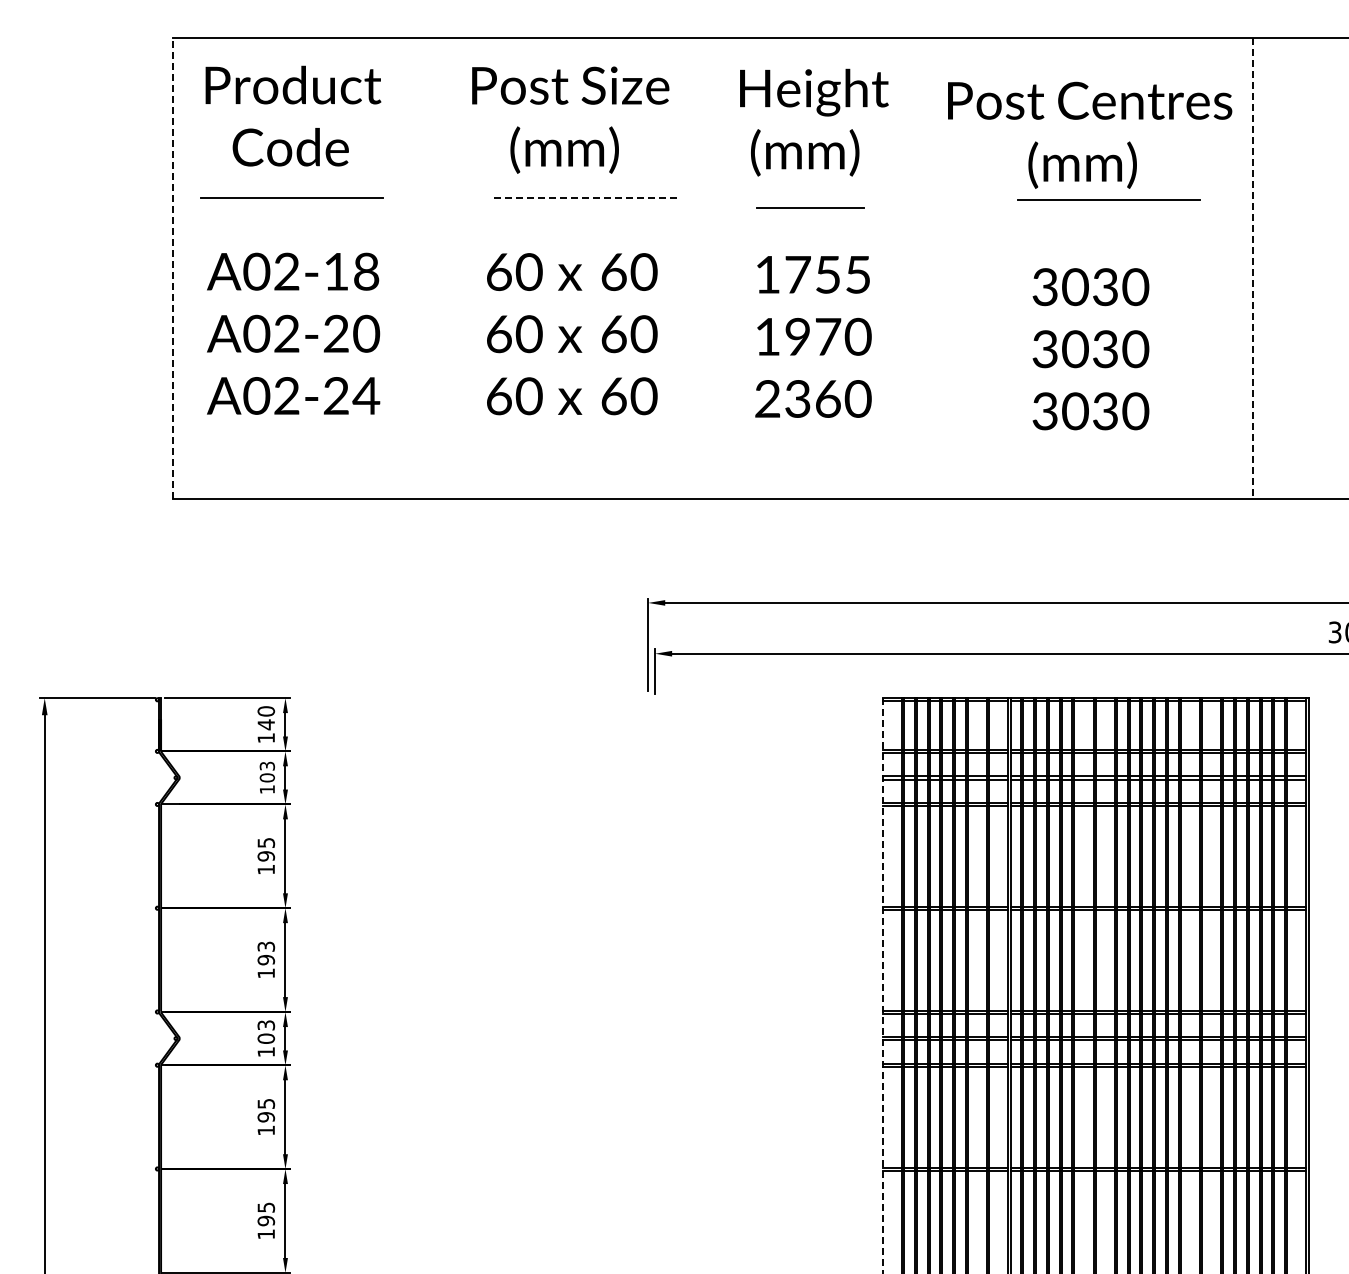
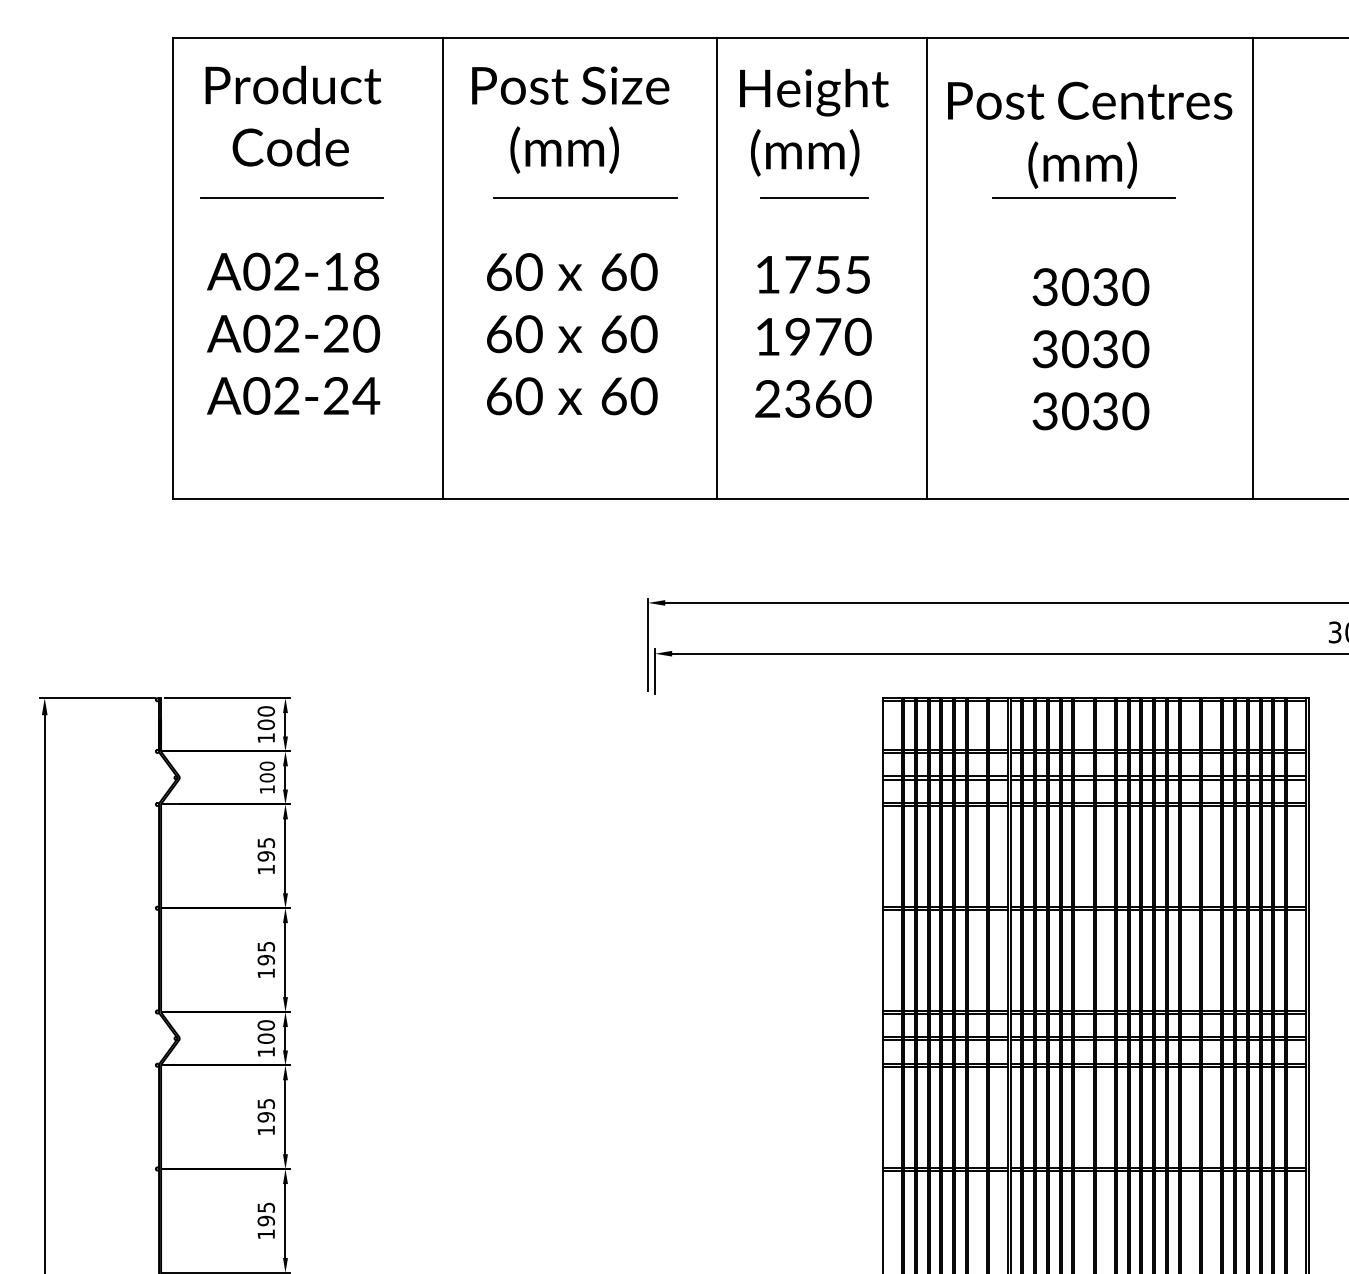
line: dashed -> solid (586, 198)
line position: (1108, 199) -> (1083, 197) (1083, 197)
line position: (810, 207) -> (814, 197) (814, 197)
line: dashed -> solid (173, 267)
line: none -> present (442, 268)
line: none -> present (717, 268)
line: none -> present (926, 268)
line: dashed -> solid (1252, 268)
text: 140 -> 100 (266, 724)
text: 103 -> 100 (266, 765)
text: 193 -> 195 (265, 946)
line: dashed -> solid (882, 985)
text: 103 -> 100 (266, 1025)
